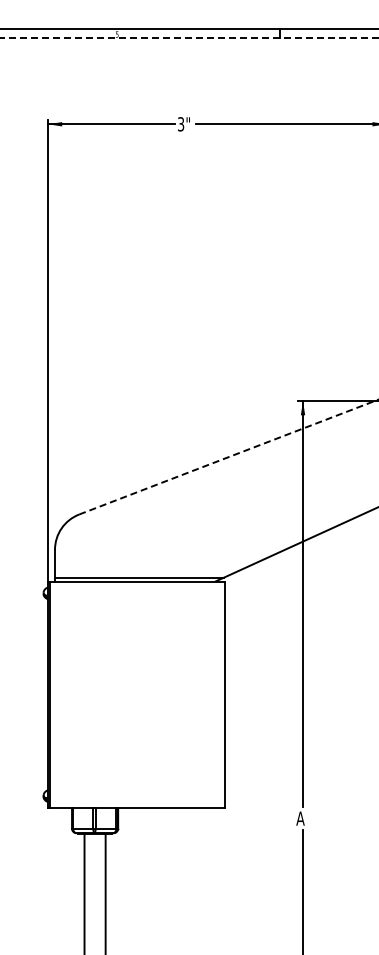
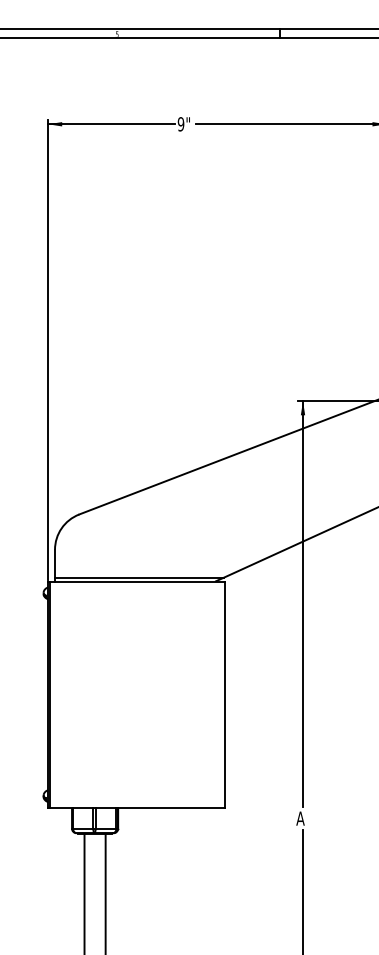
line: dashed -> solid (189, 38)
text: 3" -> 9" (180, 124)
line: dashed -> solid (229, 456)
